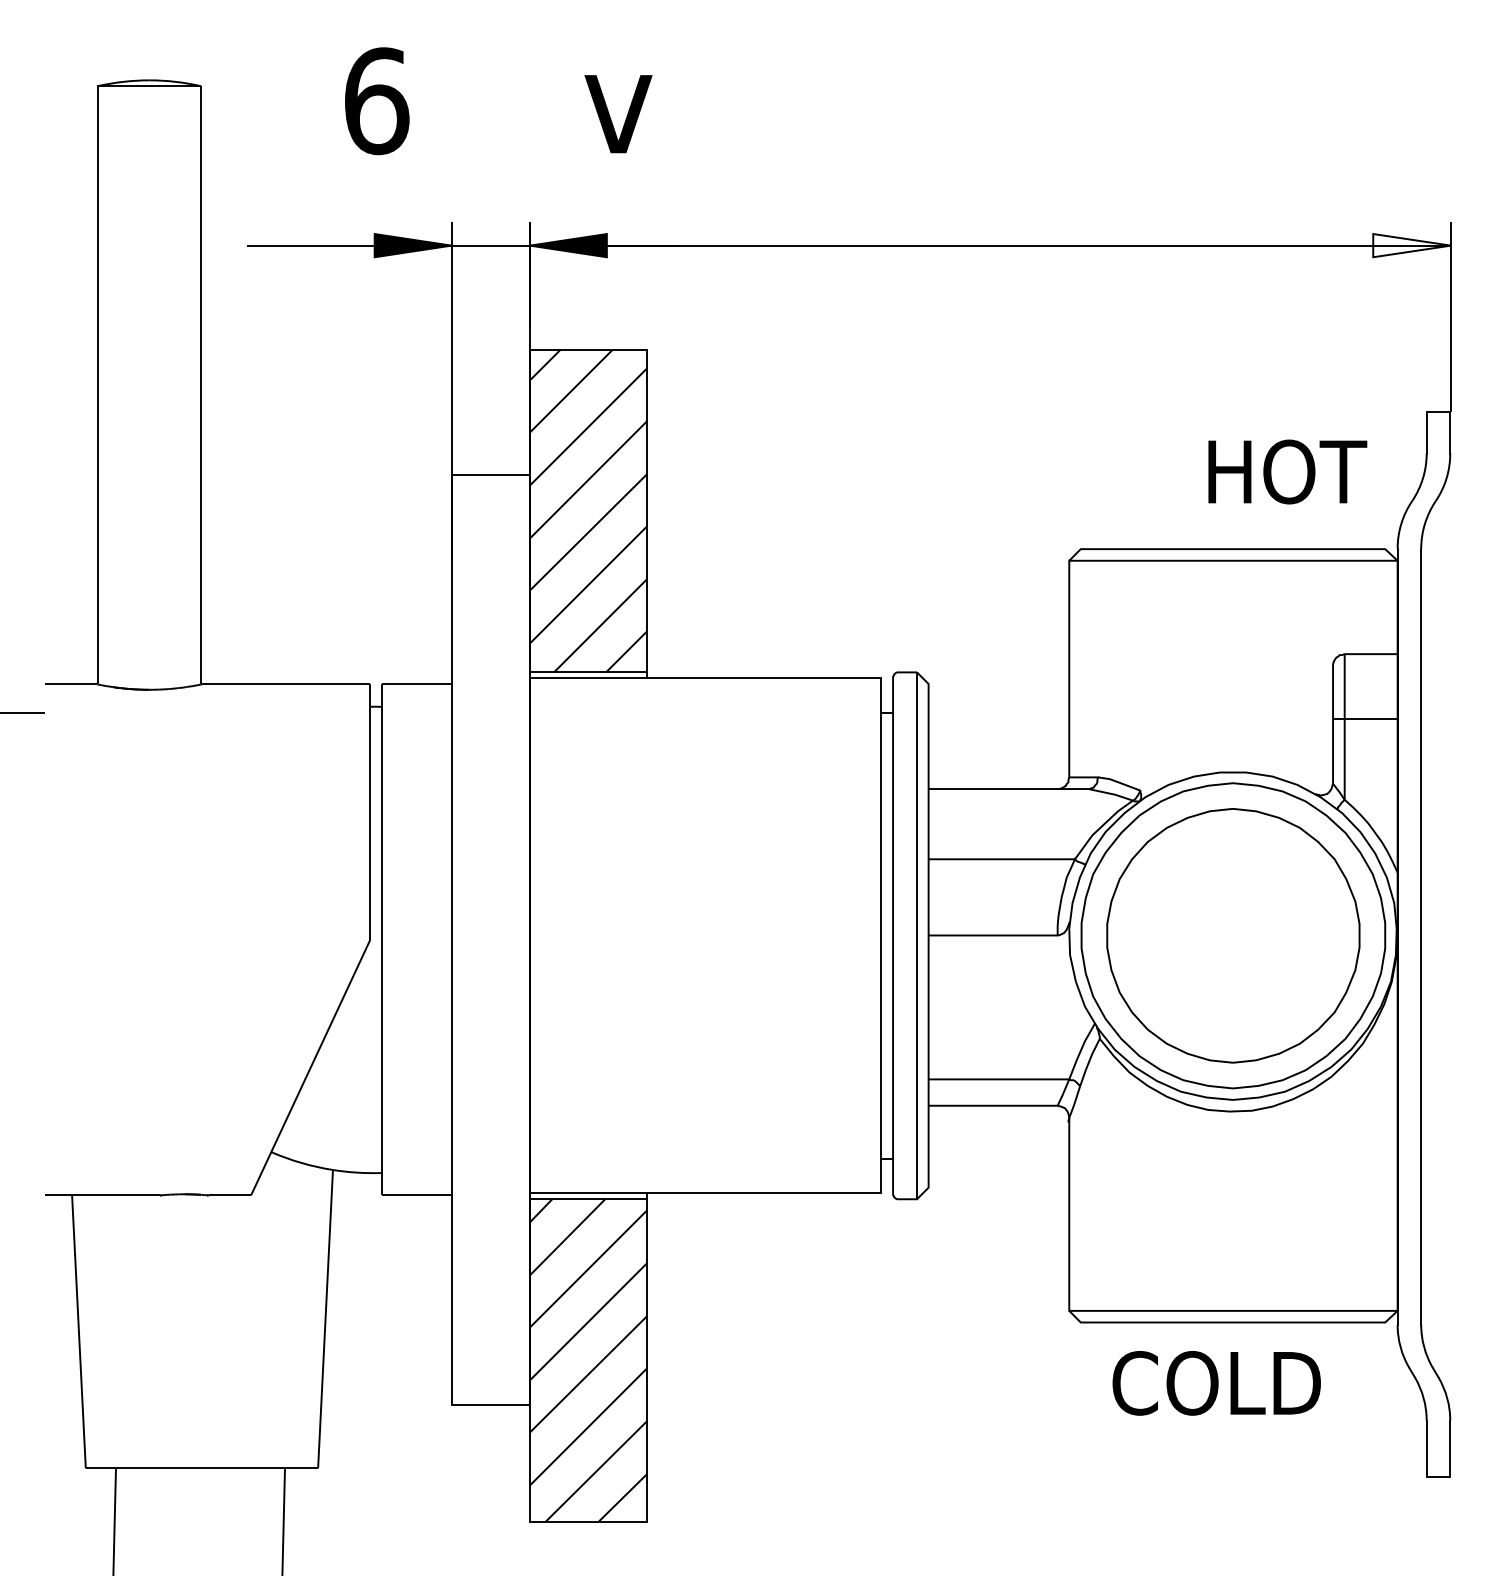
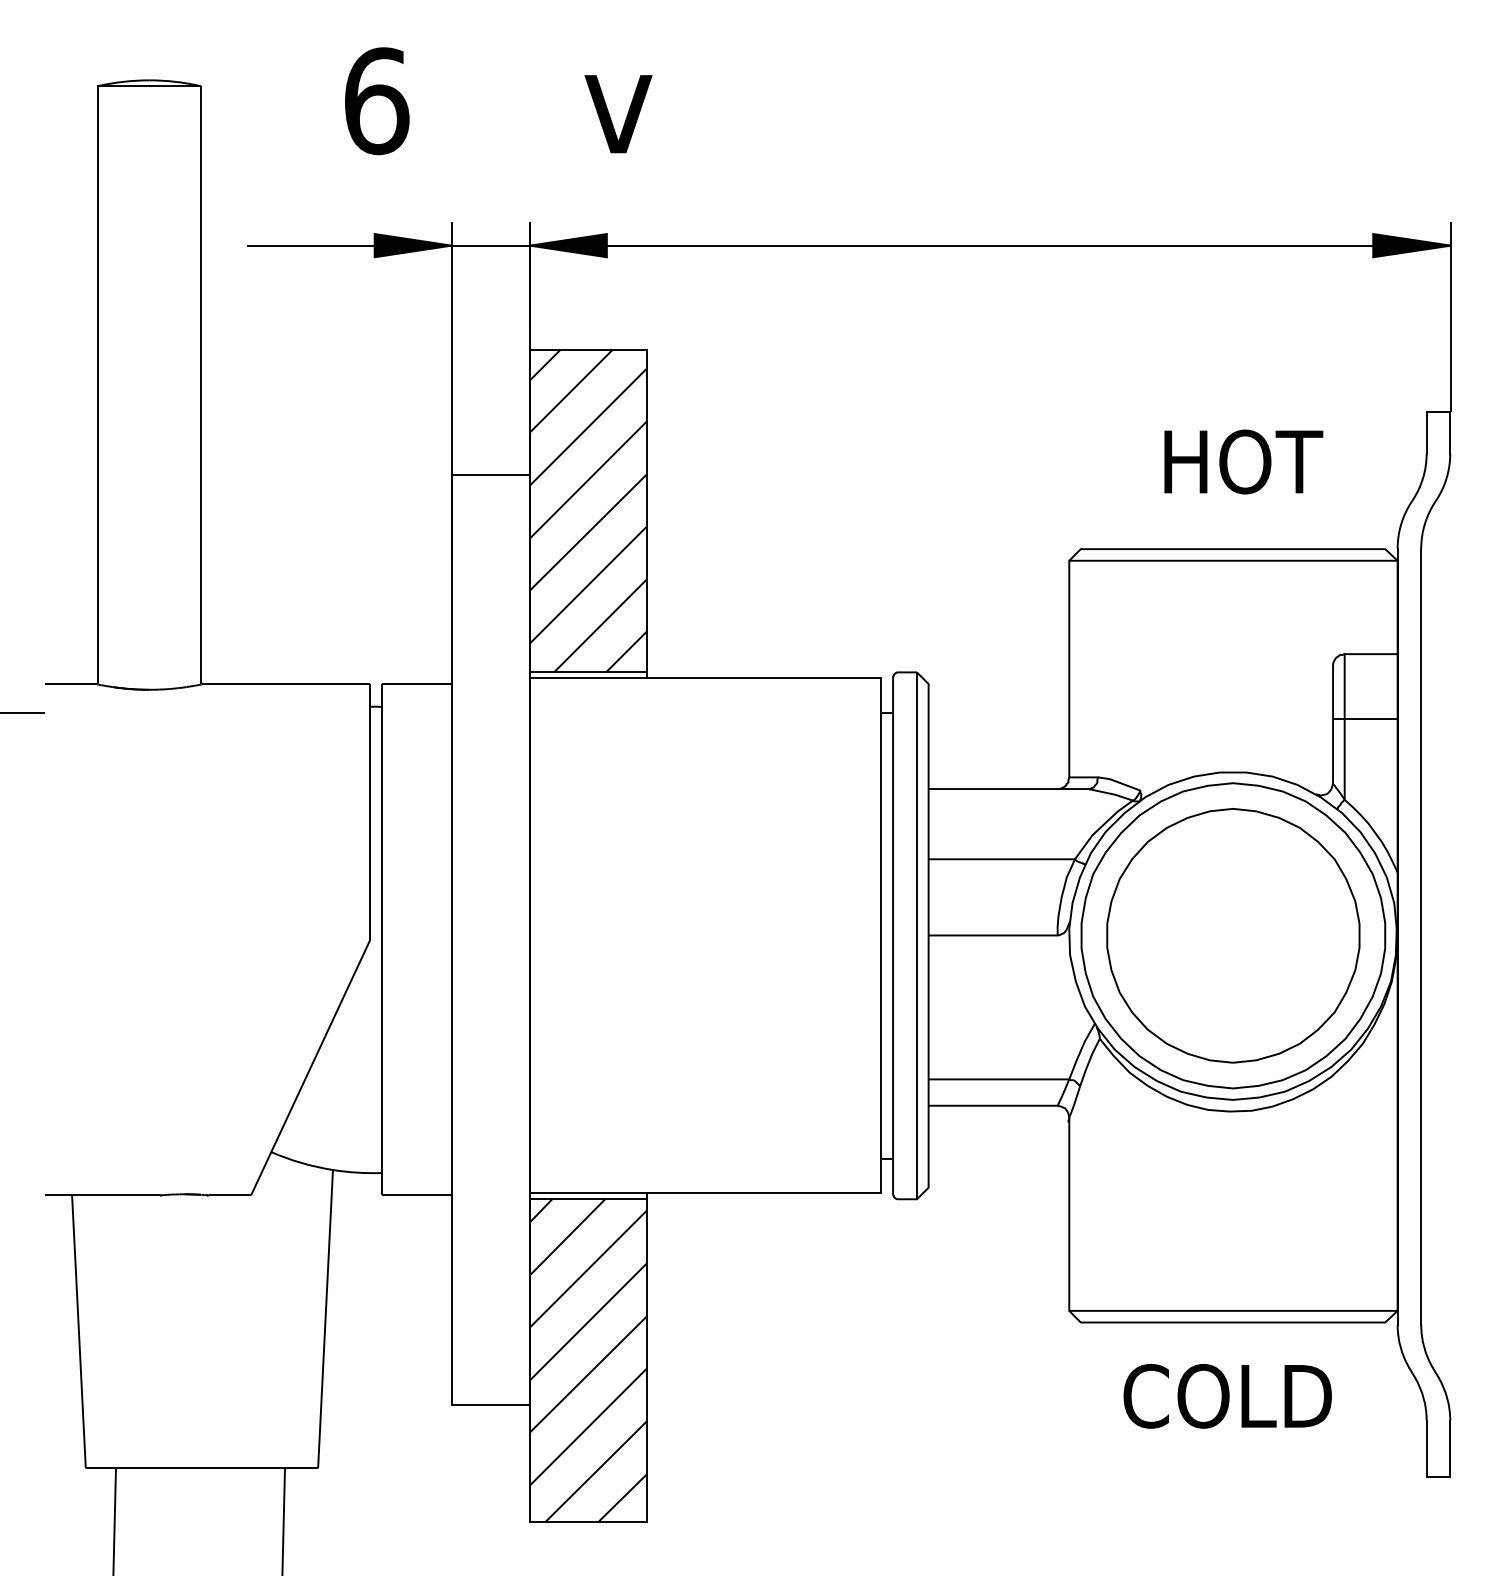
fill: none -> present (1411, 245)
text position: (1287, 471) -> (1243, 461) (1243, 461)
text position: (1216, 1383) -> (1227, 1396) (1227, 1396)
